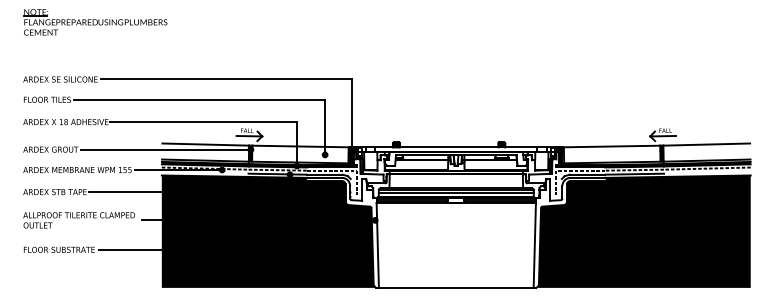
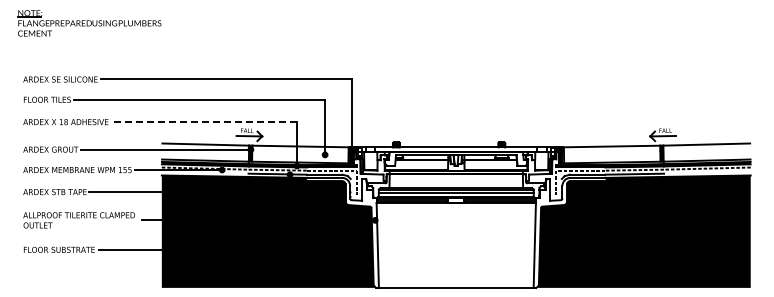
part position: (95, 22) -> (89, 23) (89, 23)
line: solid -> dashed (203, 122)
